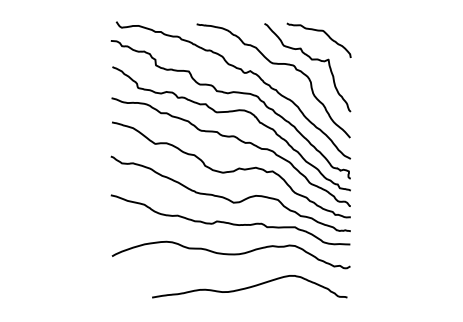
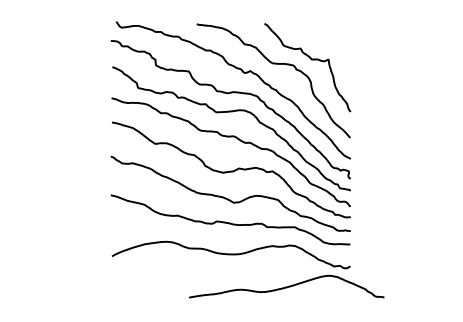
curve: present -> none (318, 31)
curve position: (249, 286) -> (286, 286) (286, 286)
